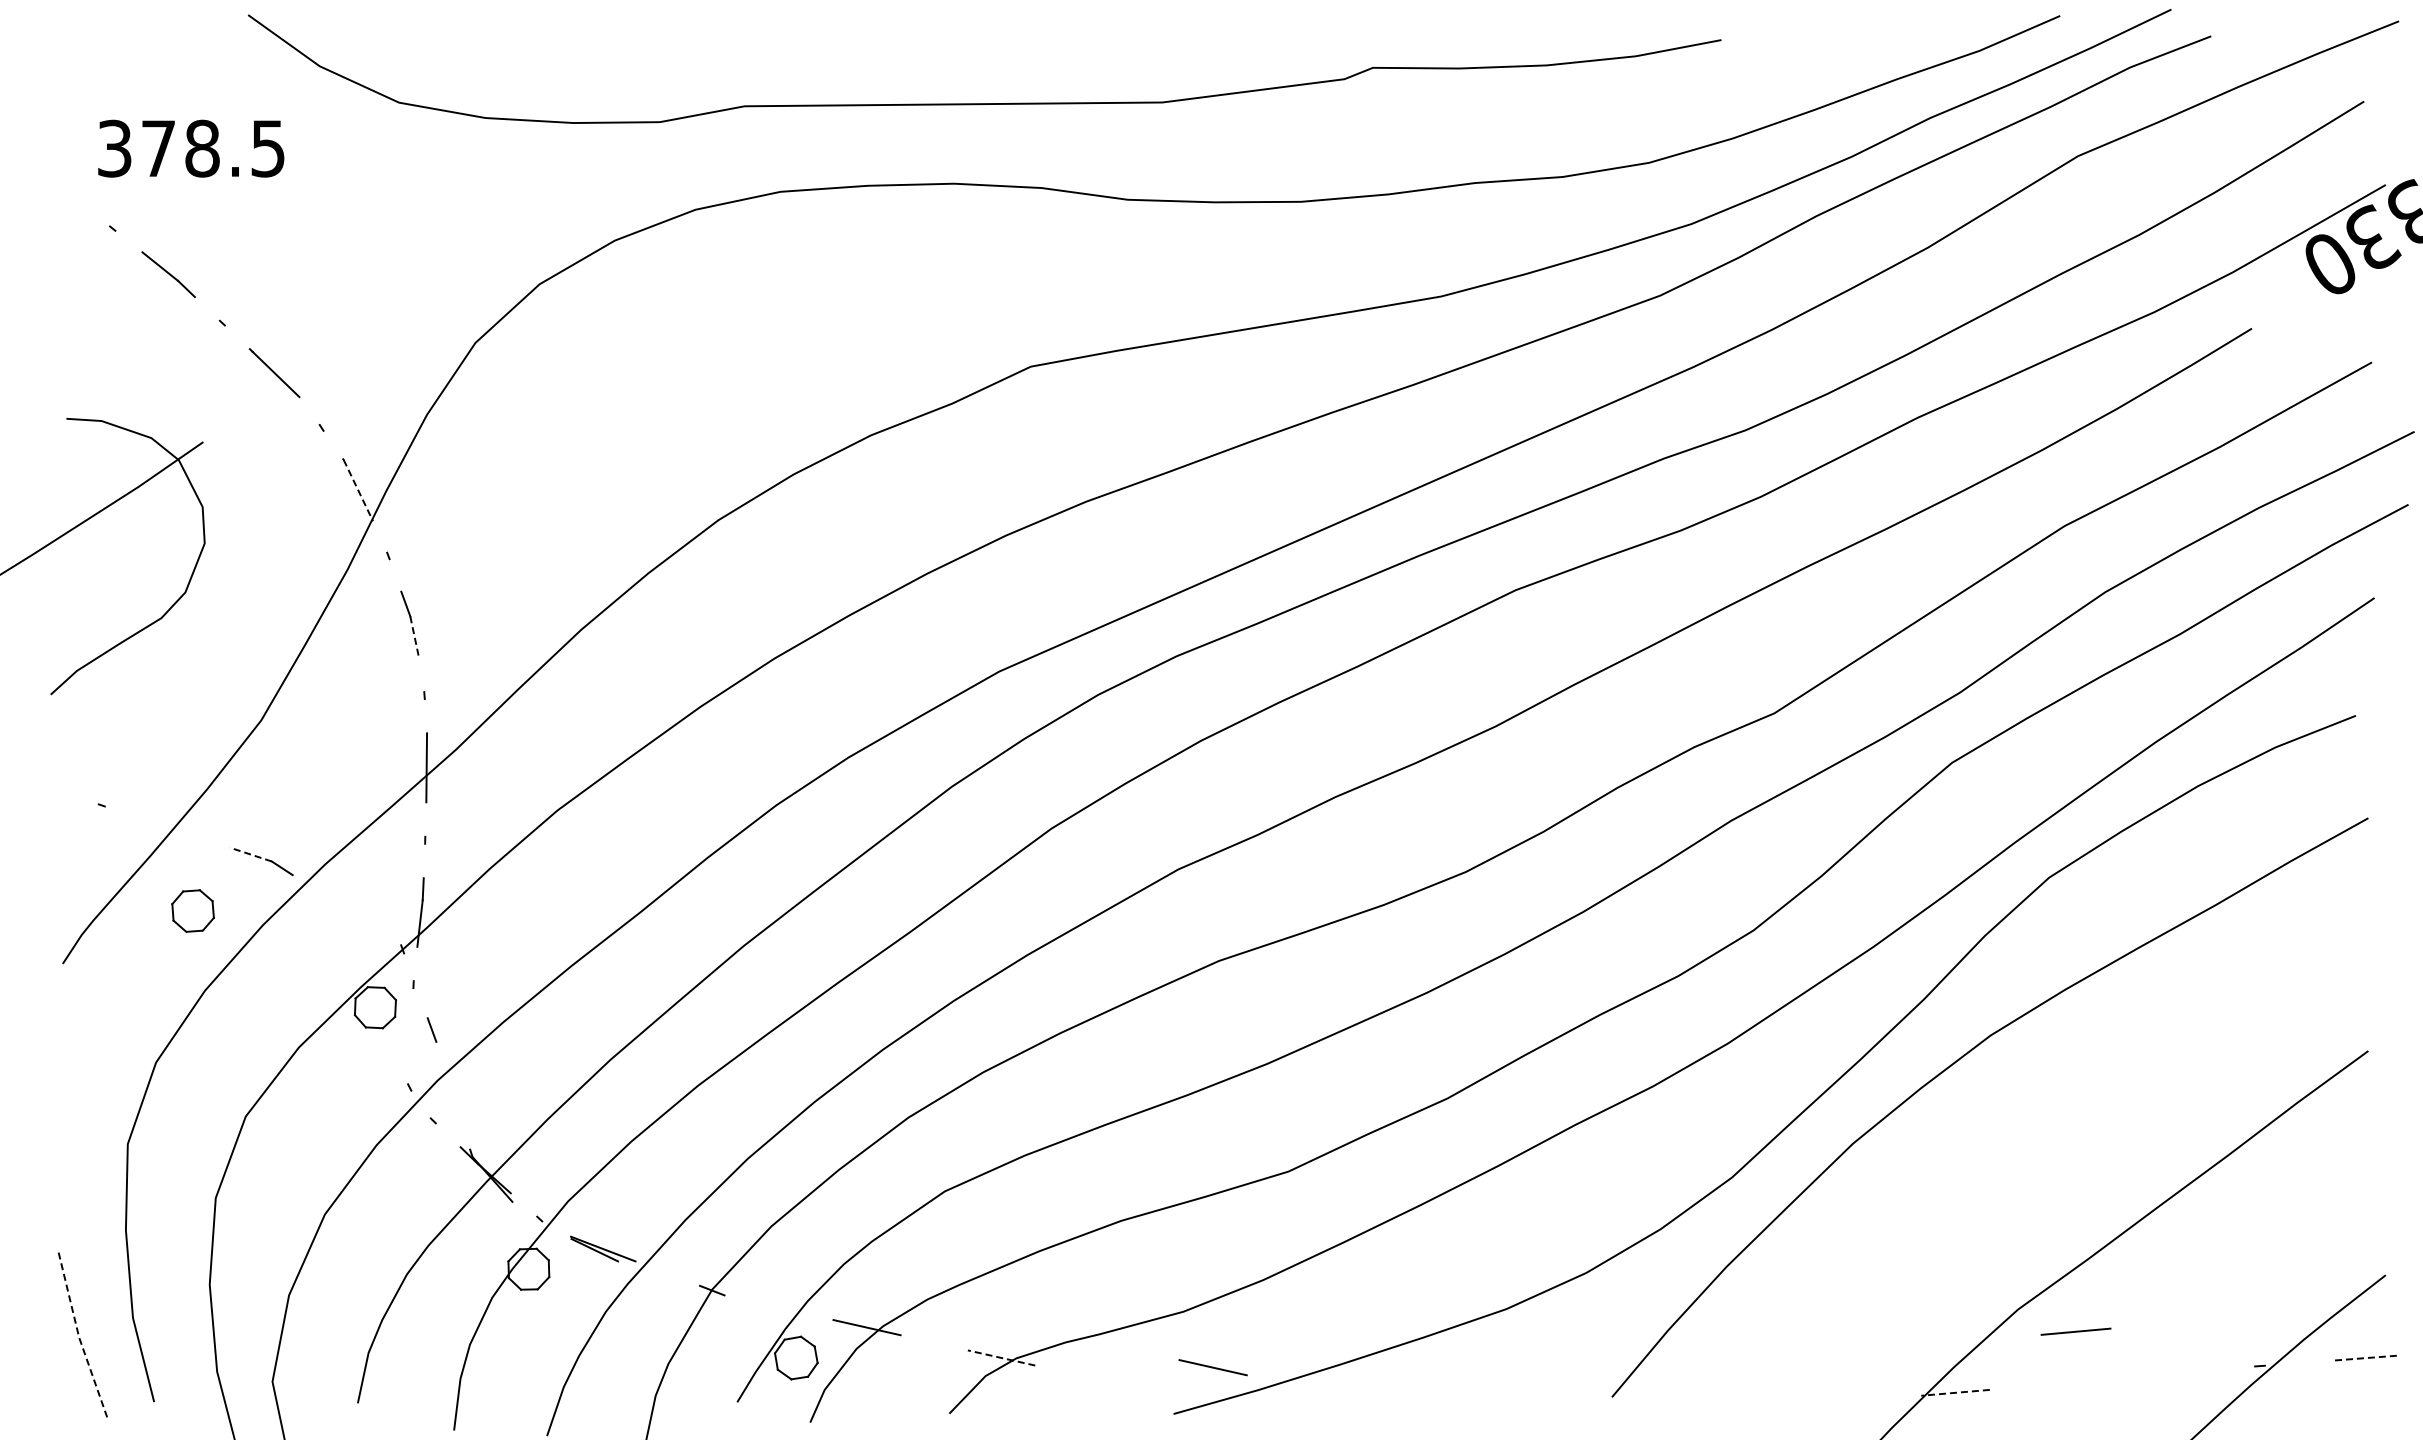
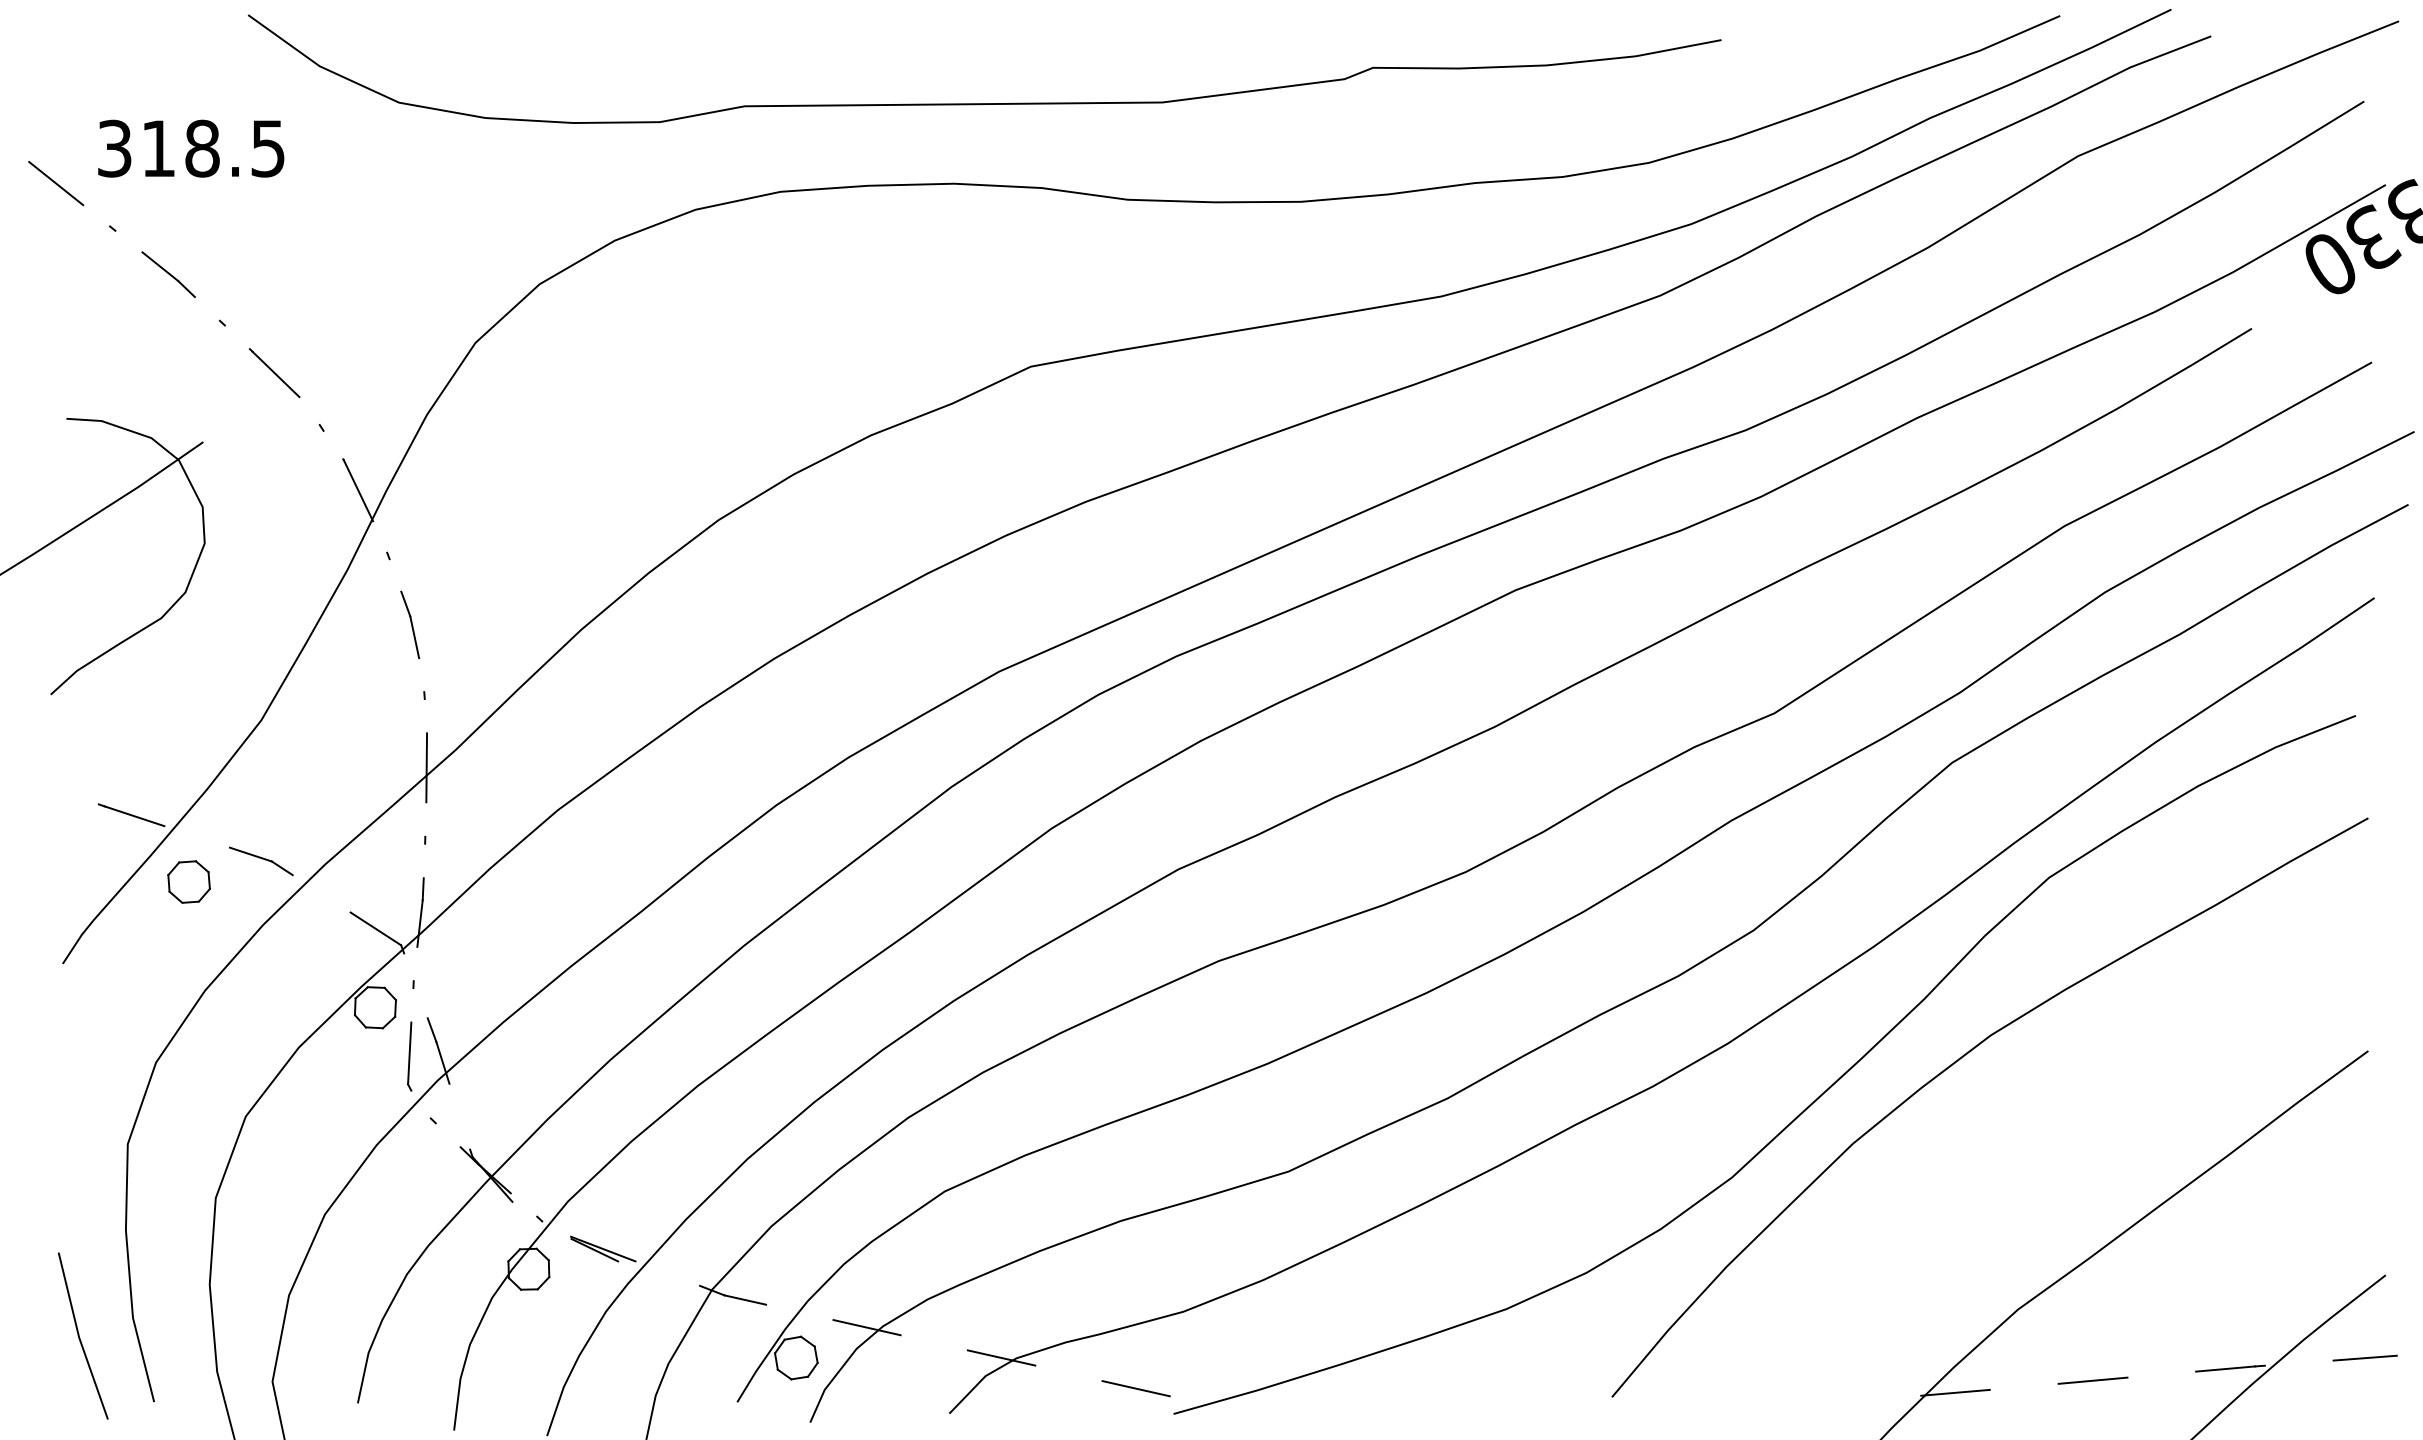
text: 378.5 -> 318.5 (158, 148)
line: none -> present (56, 183)
line: dashed -> solid (358, 490)
line: dashed -> solid (414, 637)
line: none -> present (134, 816)
line: dashed -> solid (250, 854)
part position: (192, 910) -> (188, 881) (188, 881)
line: none -> present (375, 928)
line: none -> present (409, 1053)
line: none -> present (442, 1062)
line: none -> present (745, 1299)
line position: (2075, 1331) -> (2092, 1380) (2092, 1380)
line: dashed -> solid (79, 1337)
line: dashed -> solid (1001, 1357)
line: dashed -> solid (2365, 1358)
line position: (1212, 1367) -> (1135, 1388) (1135, 1388)
line: none -> present (2225, 1368)
line: dashed -> solid (1955, 1392)
